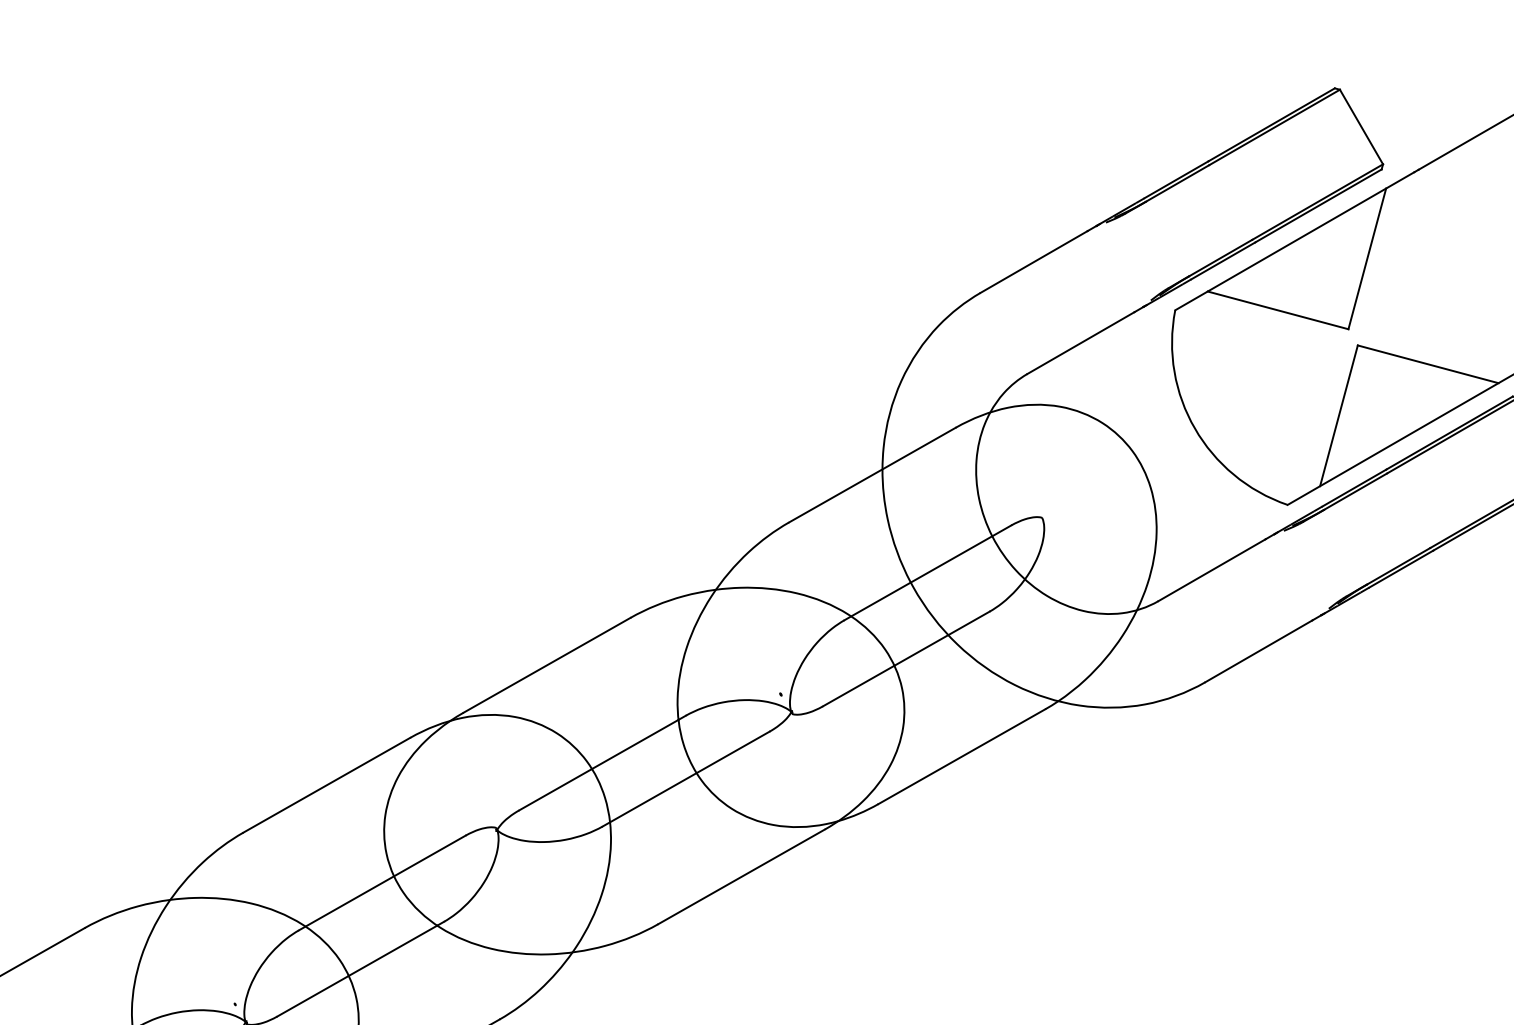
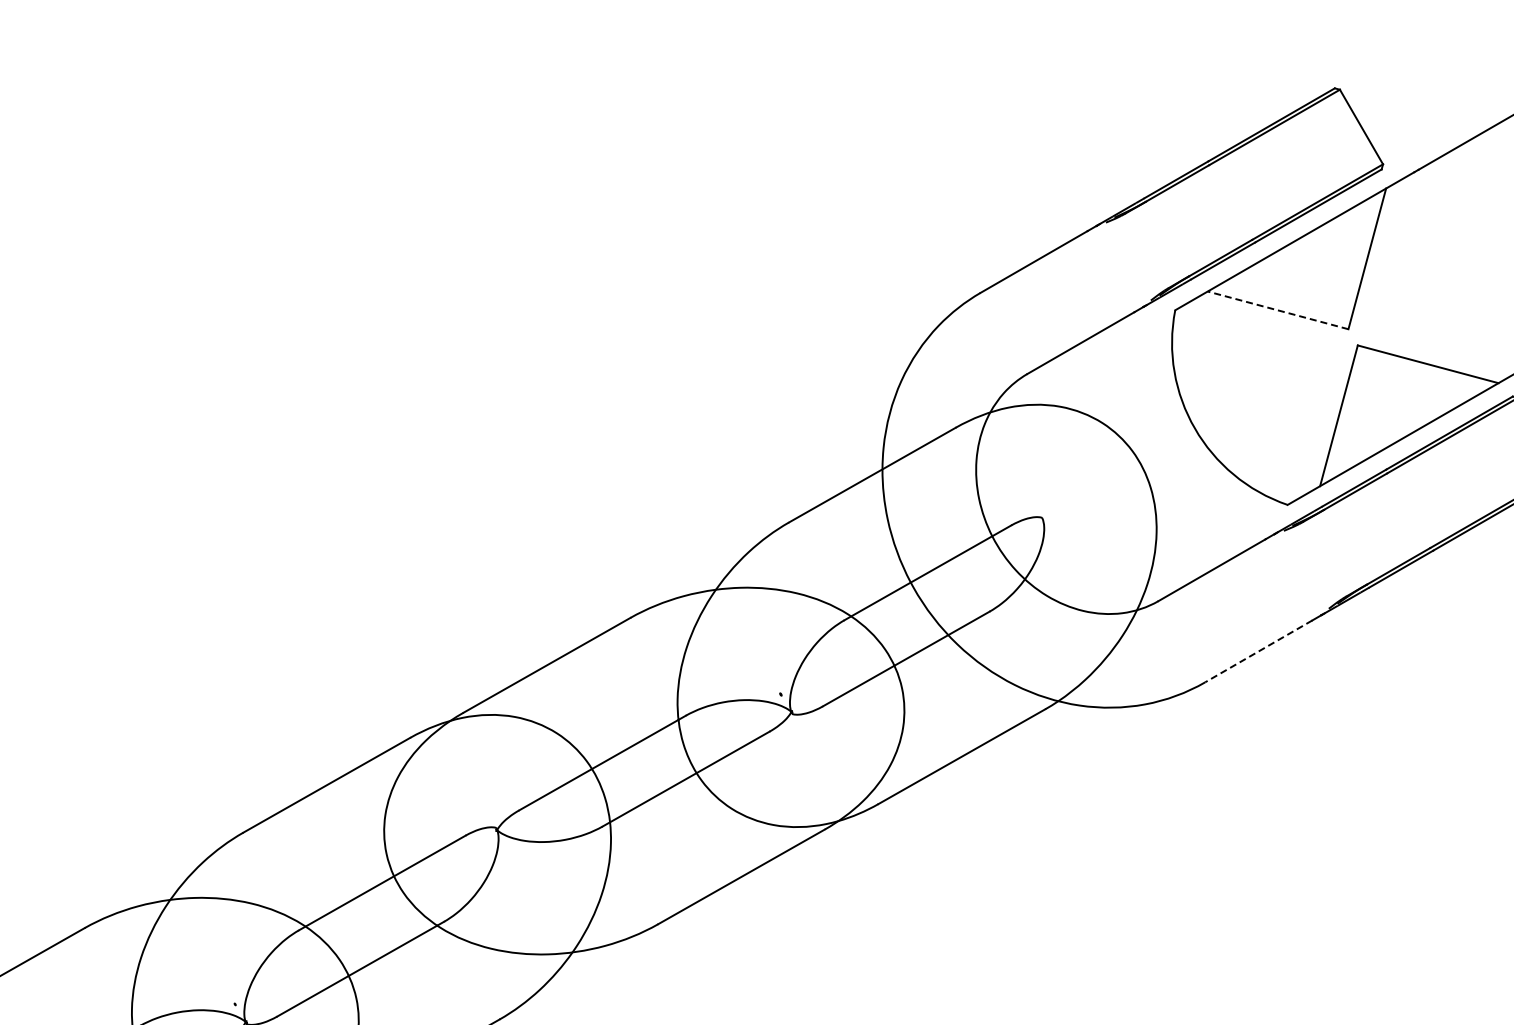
line: solid -> dashed (1278, 310)
line: solid -> dashed (1258, 651)
